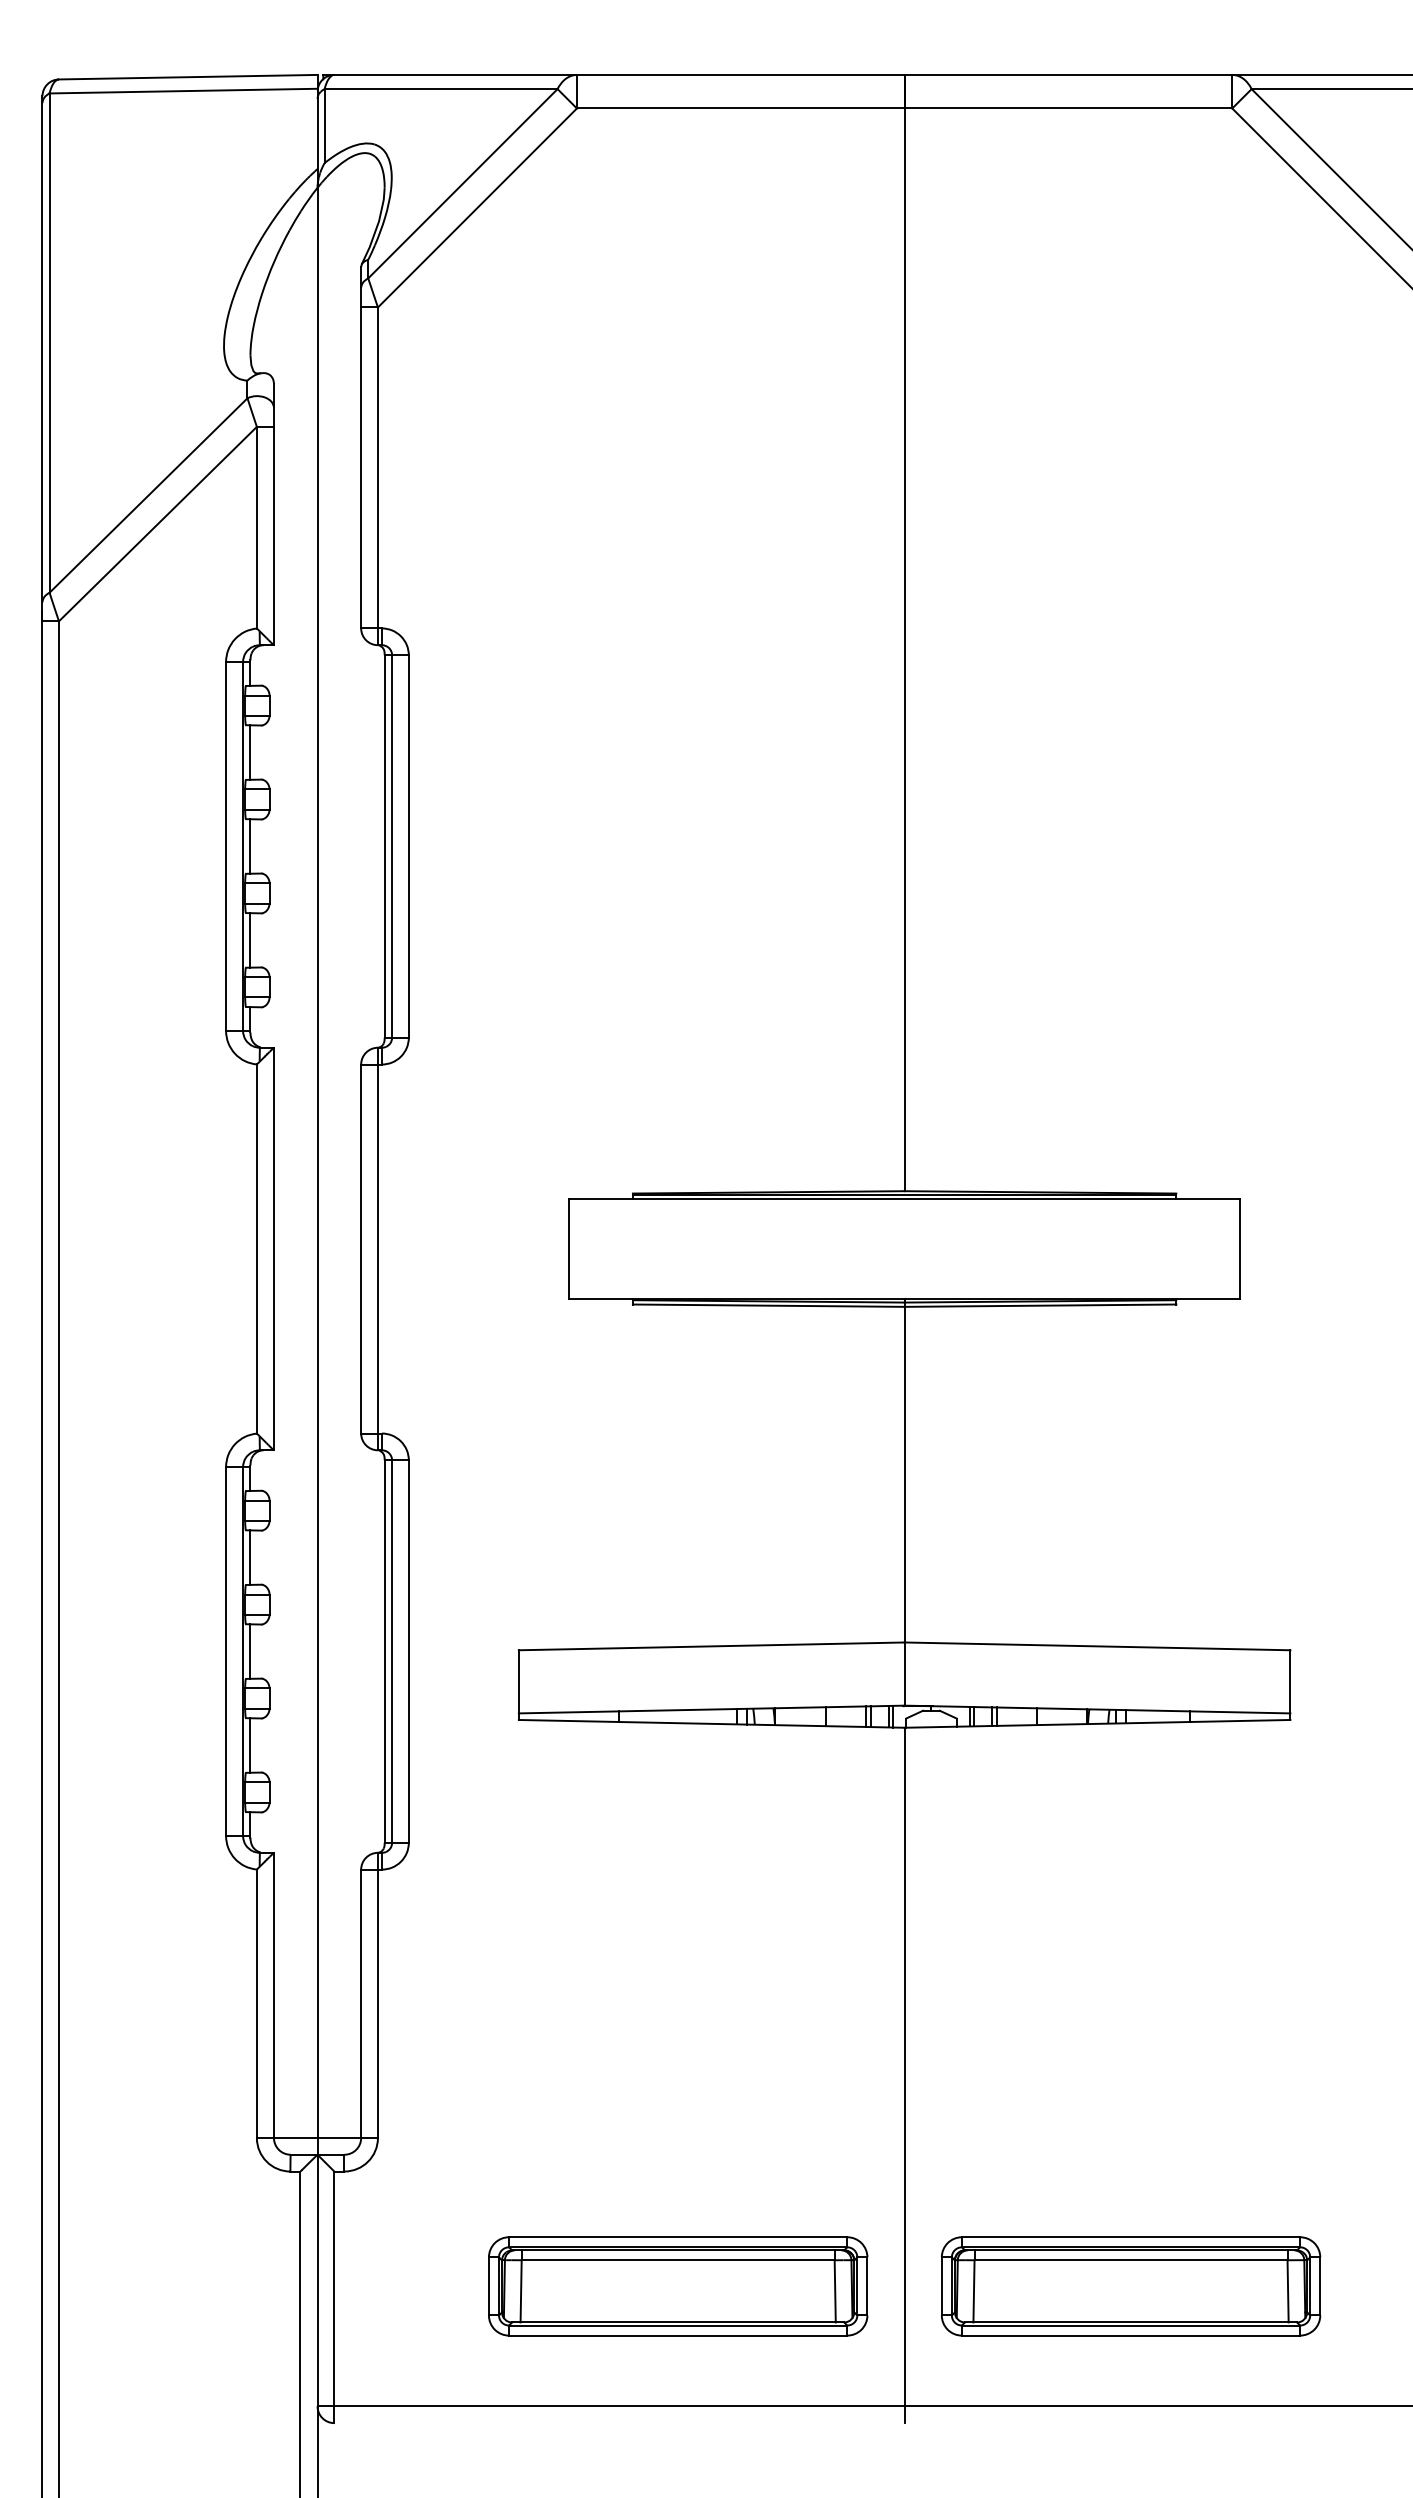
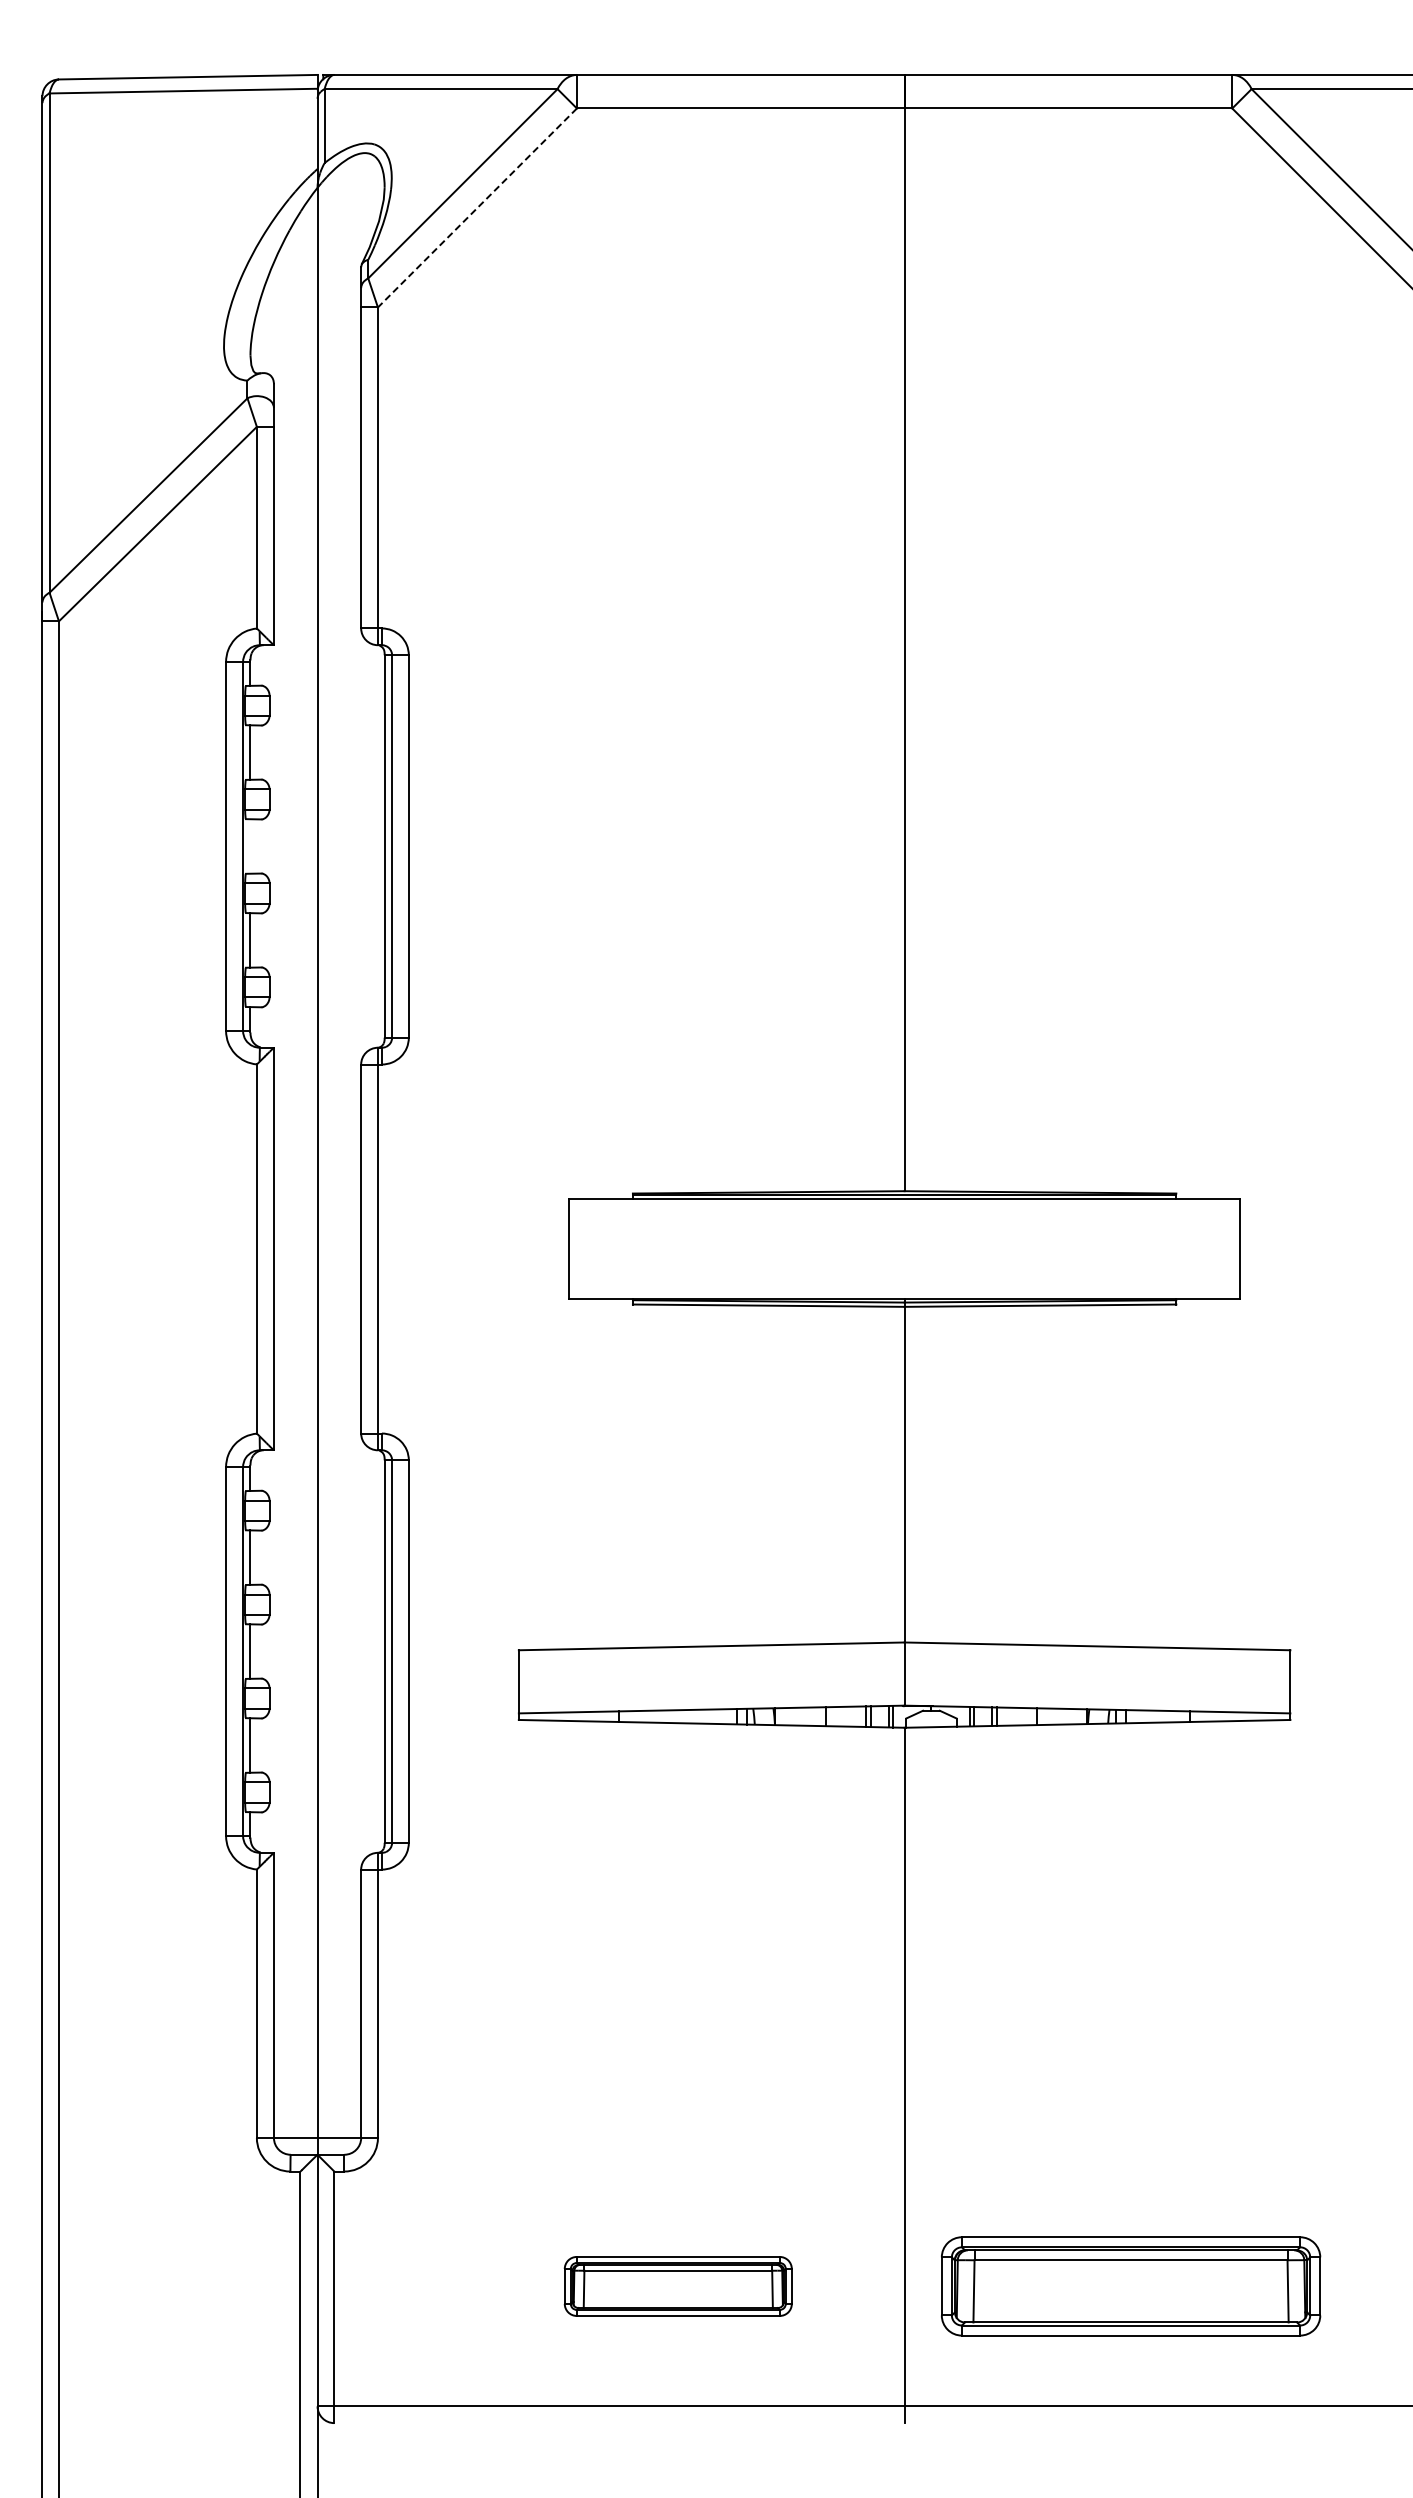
line: solid -> dashed (477, 207)
line: present -> none (250, 846)
part size: 381x101 px -> 230x61 px (677, 2286)
